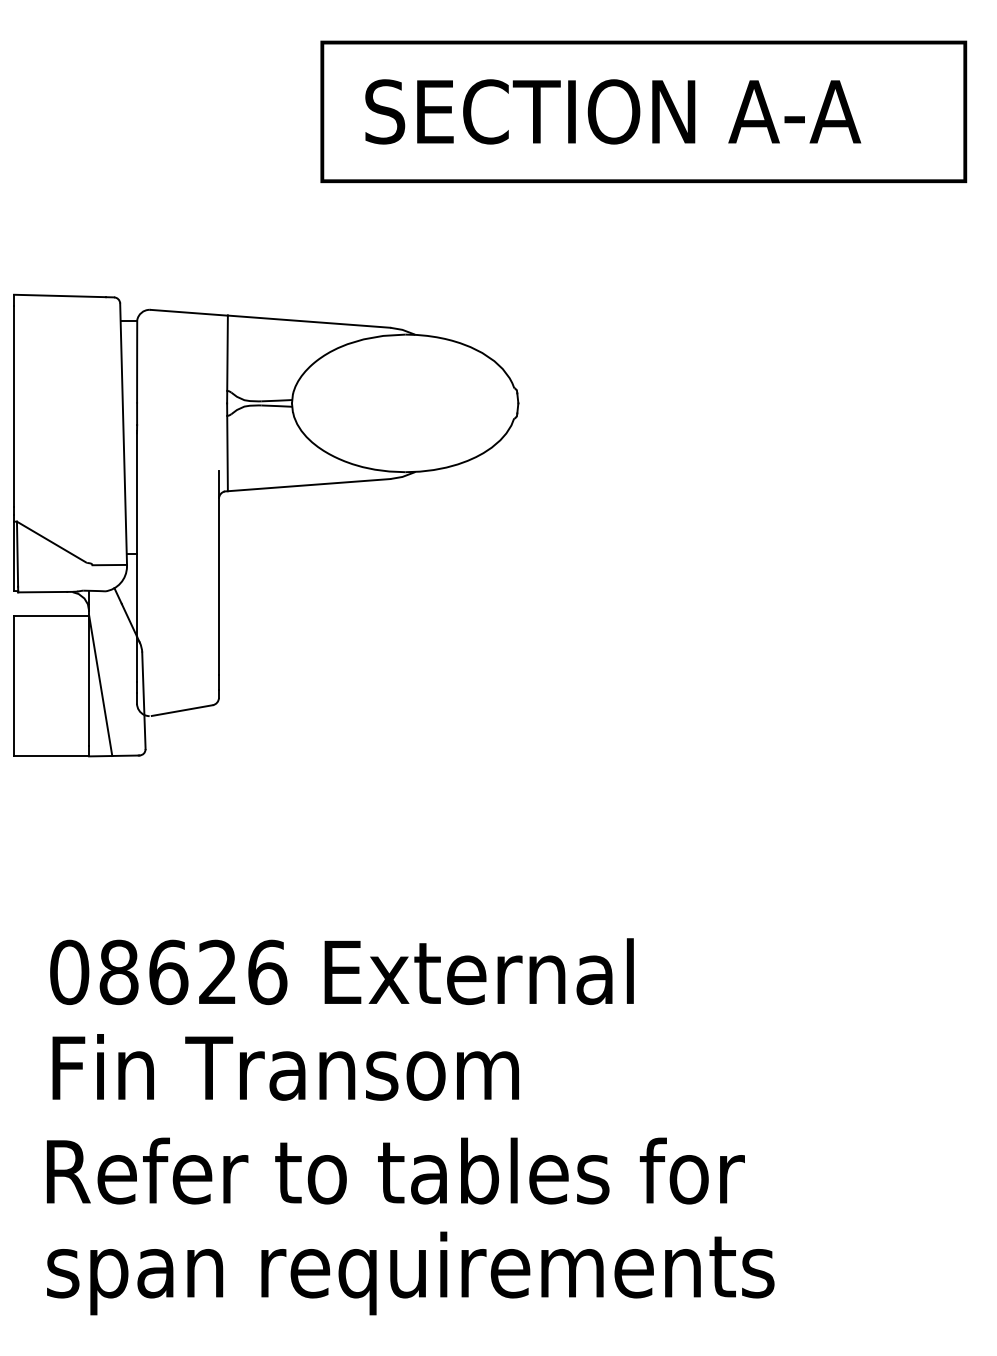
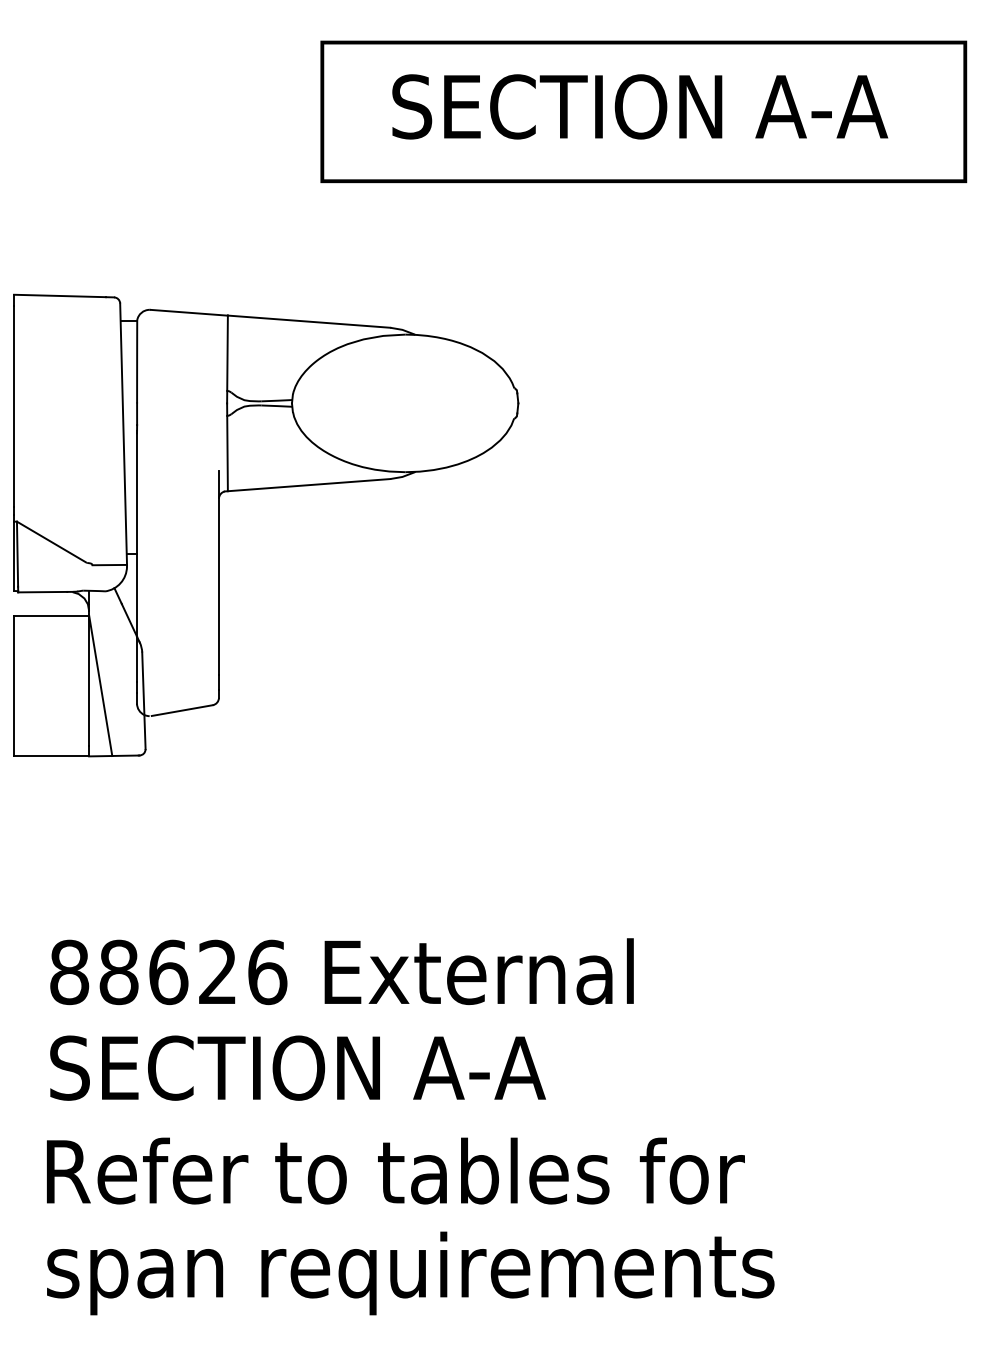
text position: (613, 111) -> (640, 106) (640, 106)
text: 08626 -> 88626 (69, 972)
text: Fin Transom -> SECTION A-A (297, 1067)
